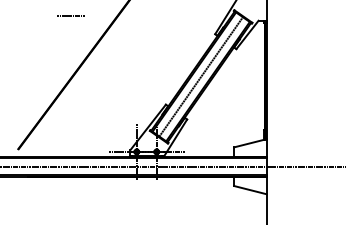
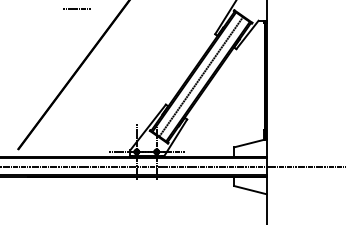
line position: (70, 15) -> (76, 8) (76, 8)
